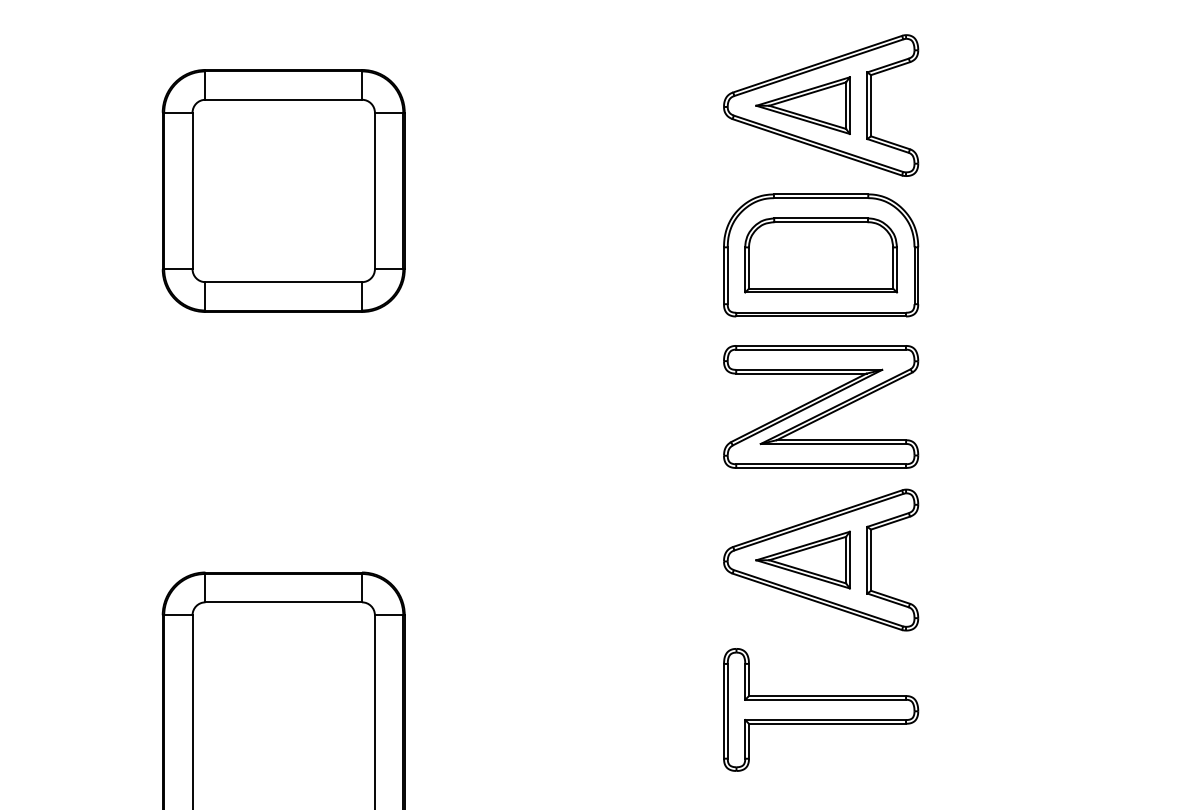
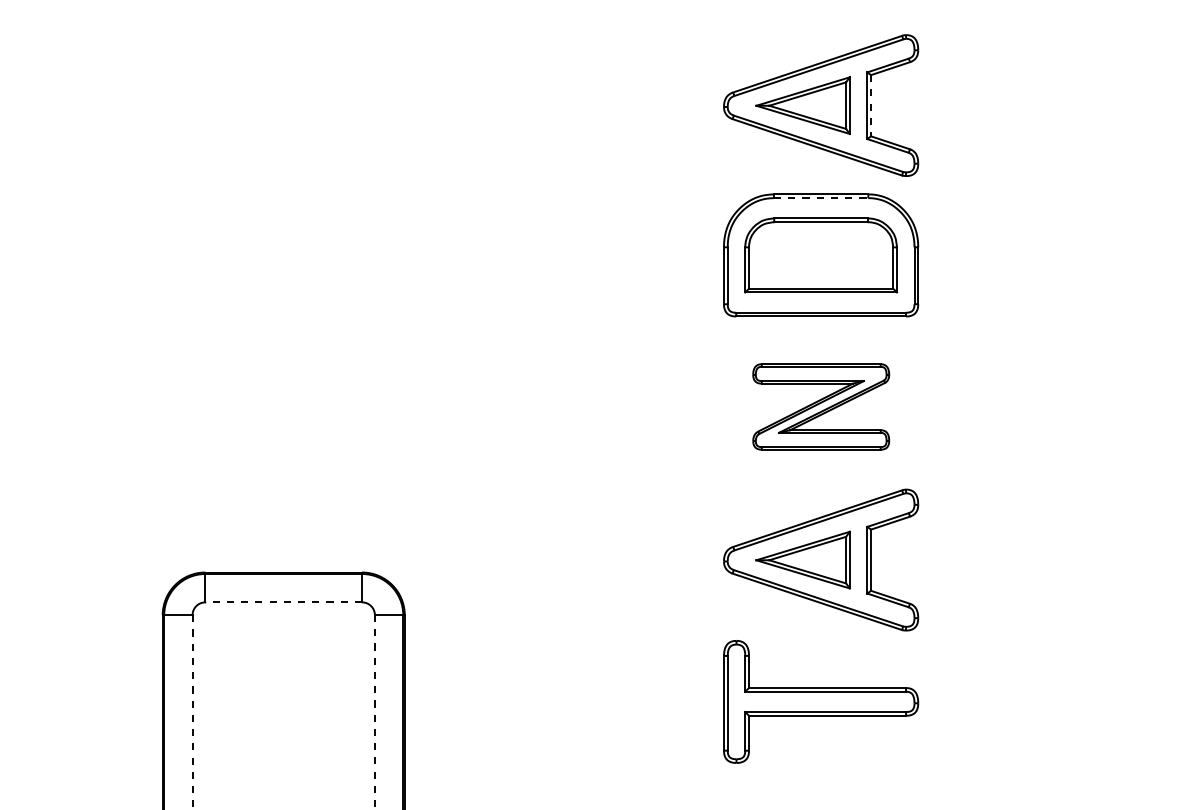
line: solid -> dashed (871, 105)
part: present -> none (283, 190)
line: solid -> dashed (821, 198)
part size: 197x124 px -> 139x88 px (821, 406)
line: solid -> dashed (283, 602)
part position: (821, 709) -> (821, 701) (821, 701)
line: solid -> dashed (192, 712)
line: solid -> dashed (374, 712)
